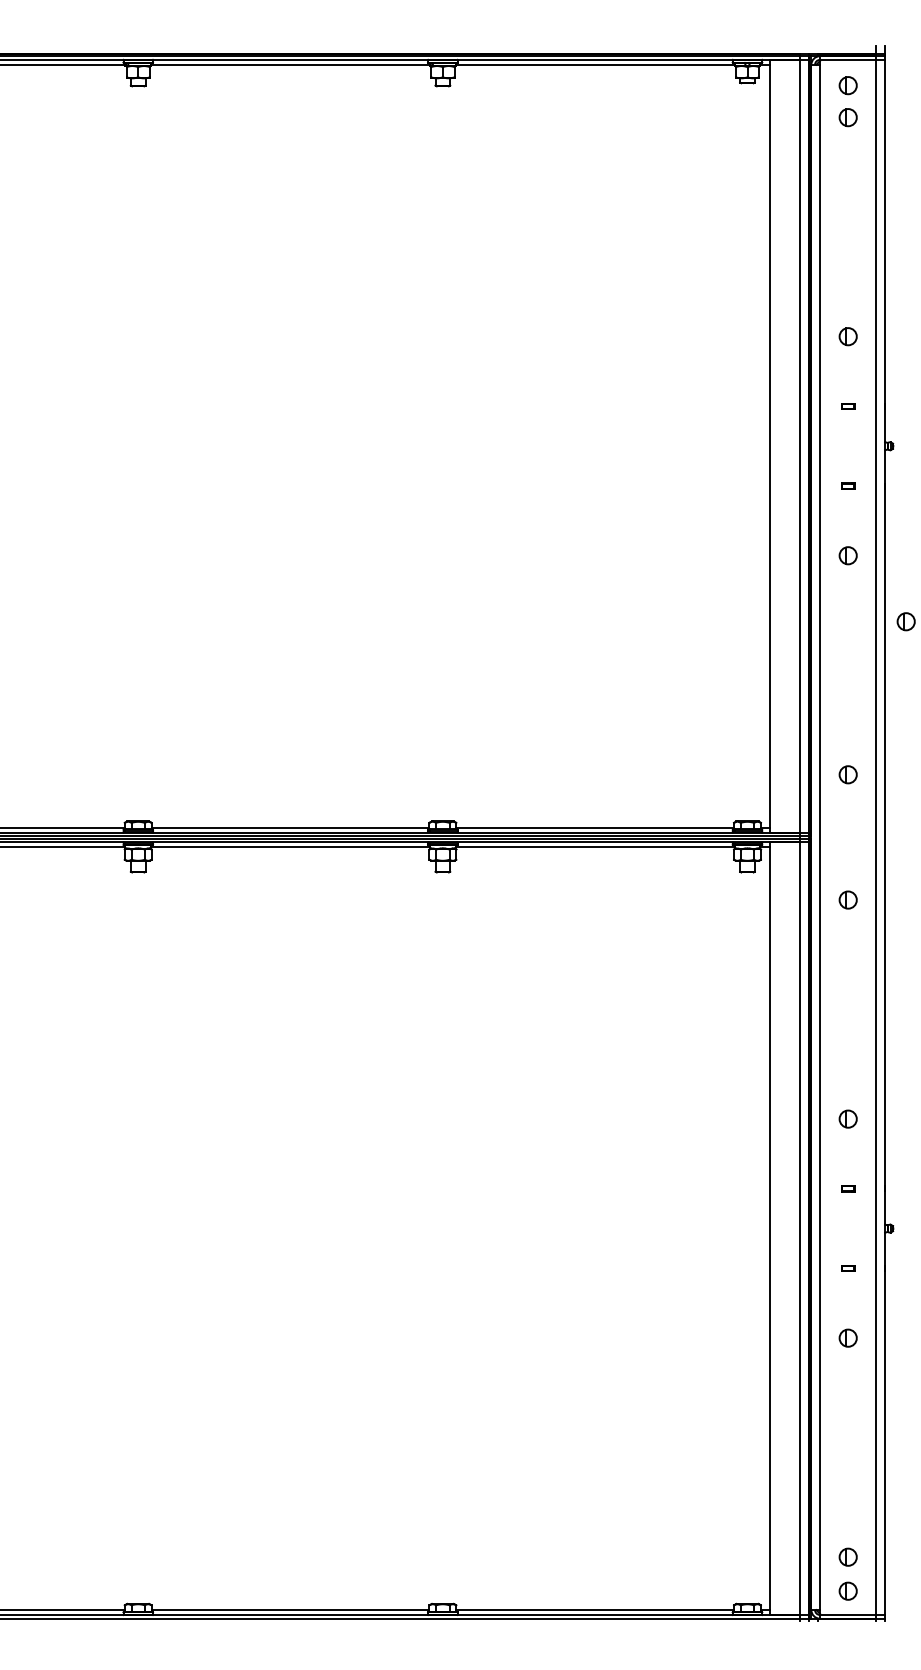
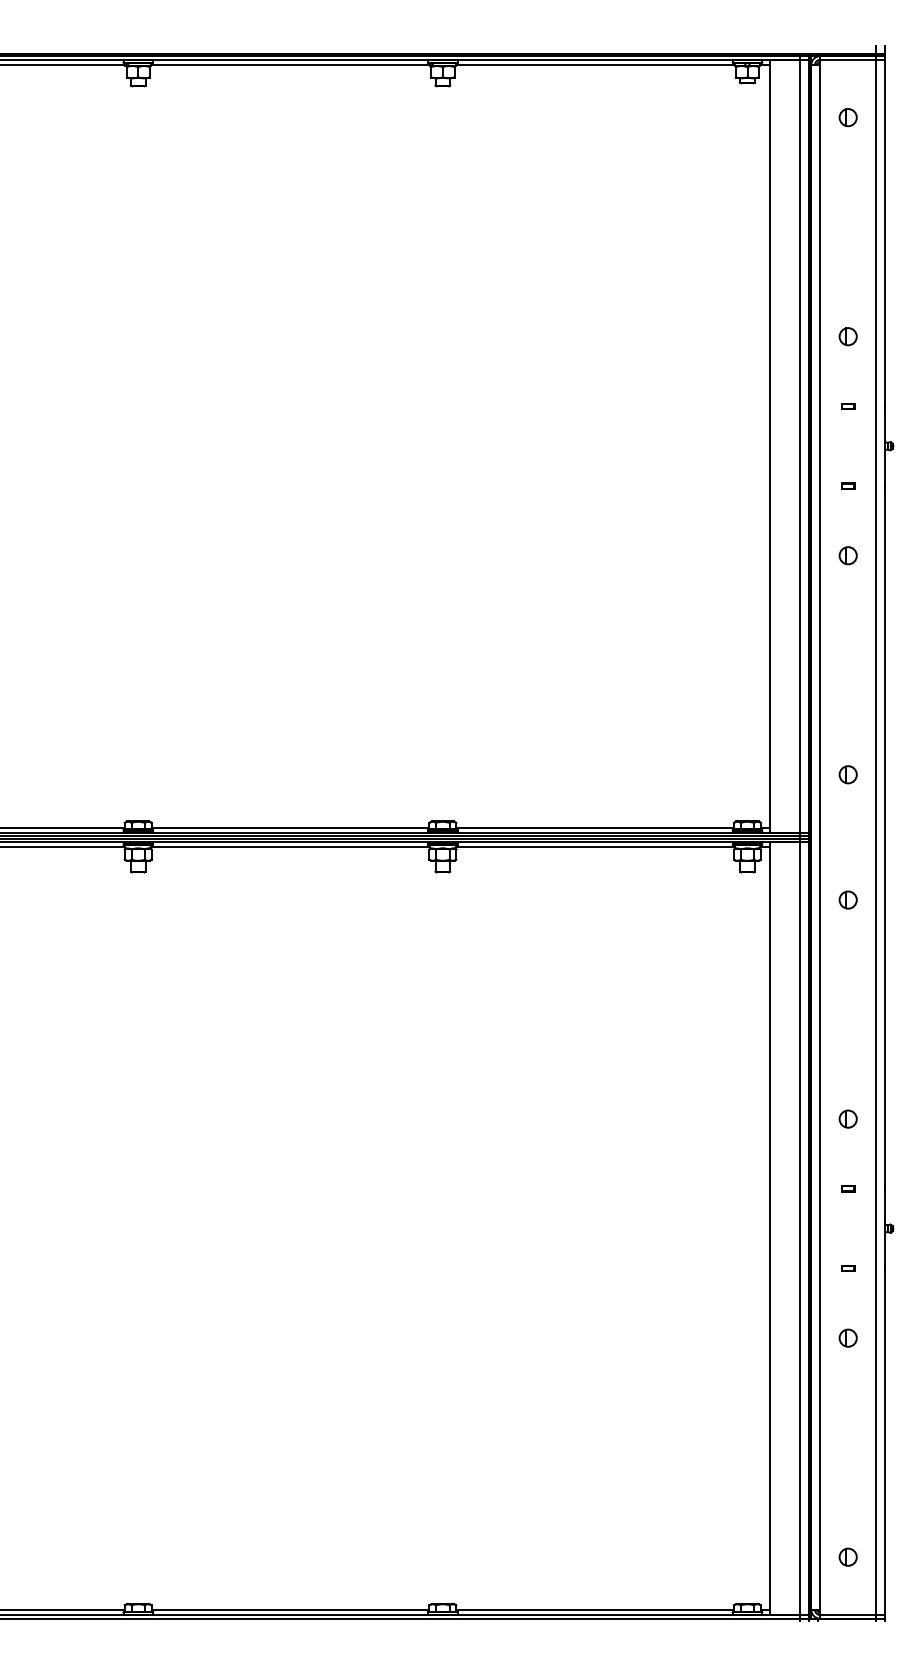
part: present -> none (847, 85)
part: present -> none (905, 621)
part: present -> none (847, 1590)
